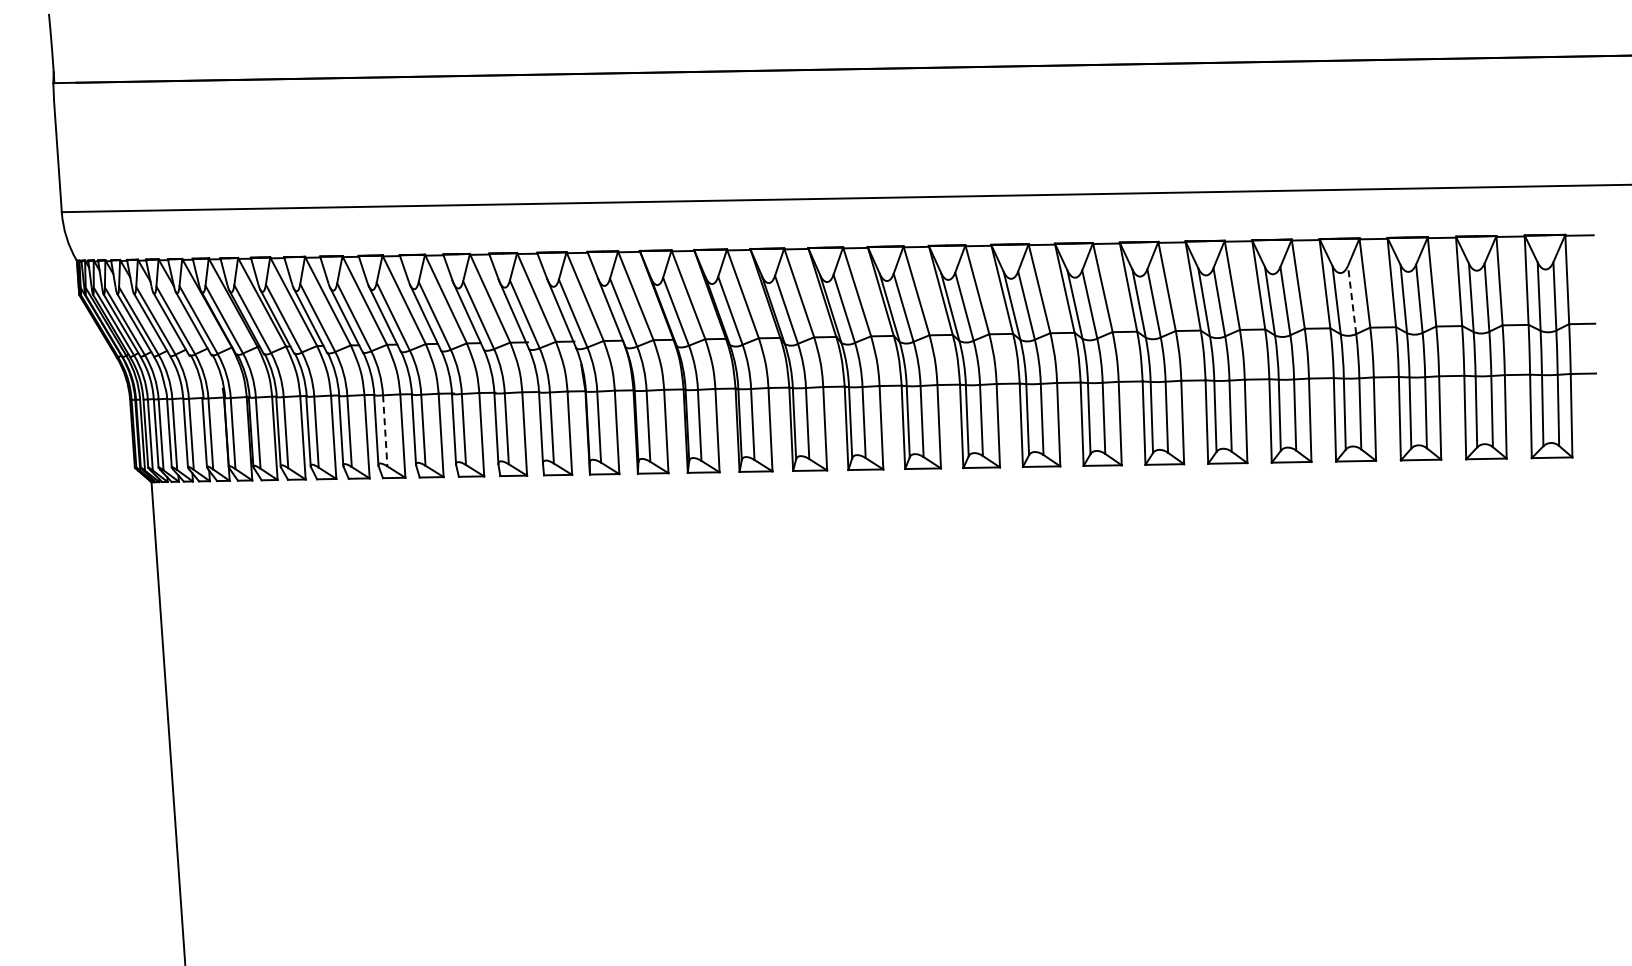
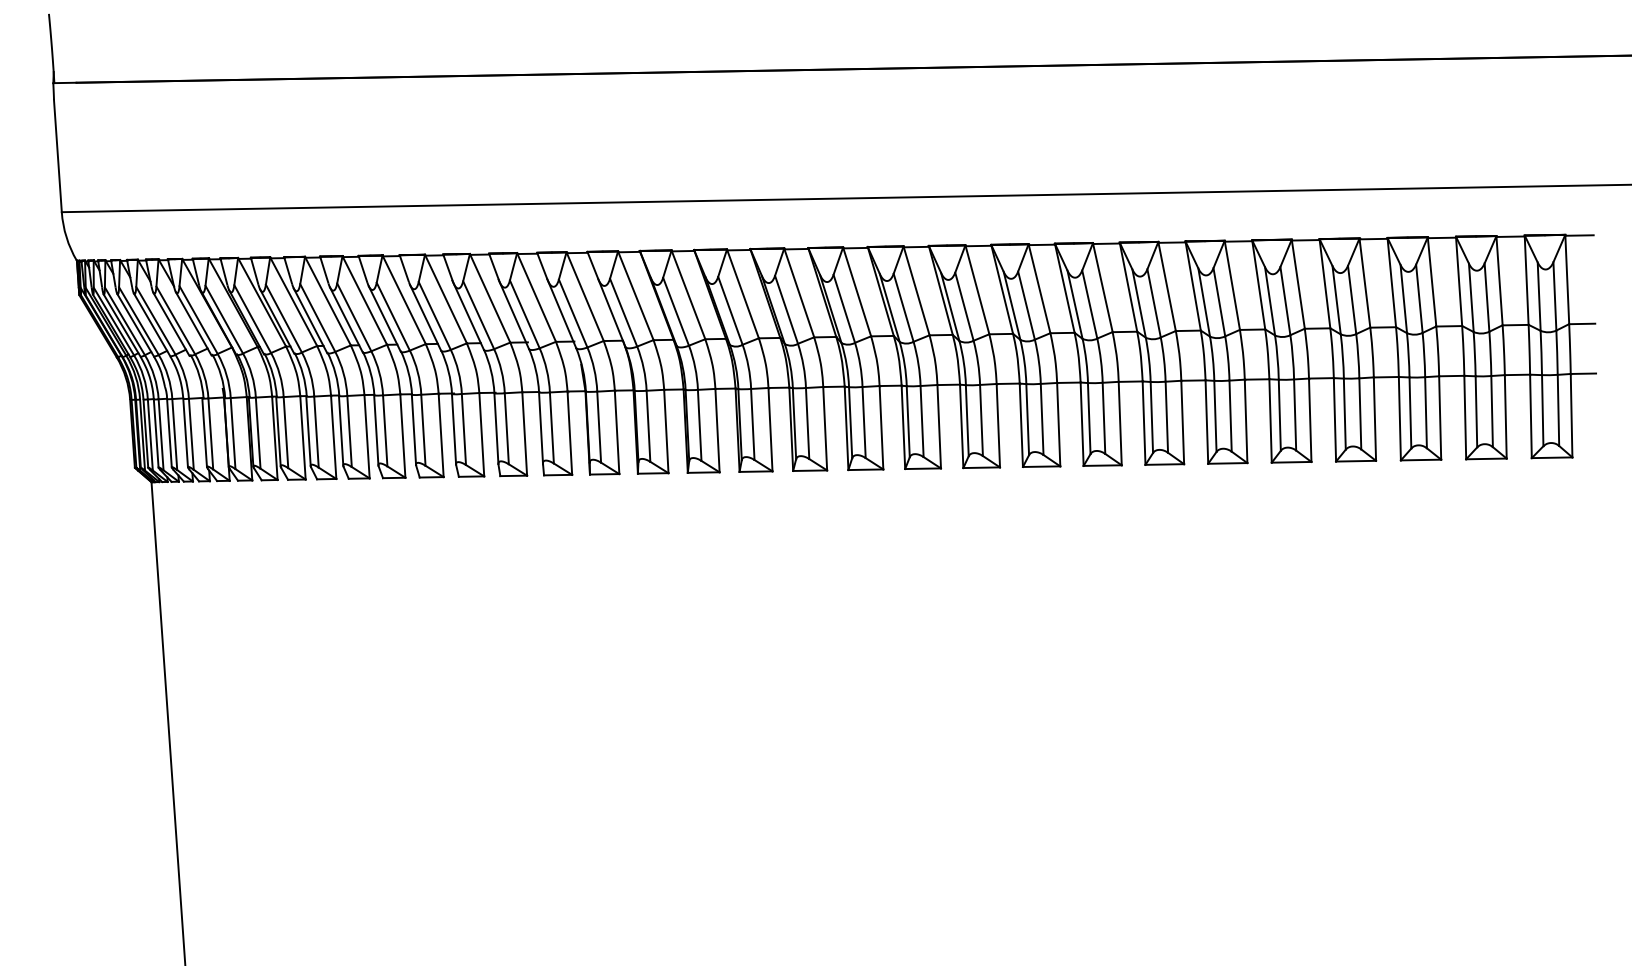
line: dashed -> solid (1352, 299)
line: dashed -> solid (385, 430)
